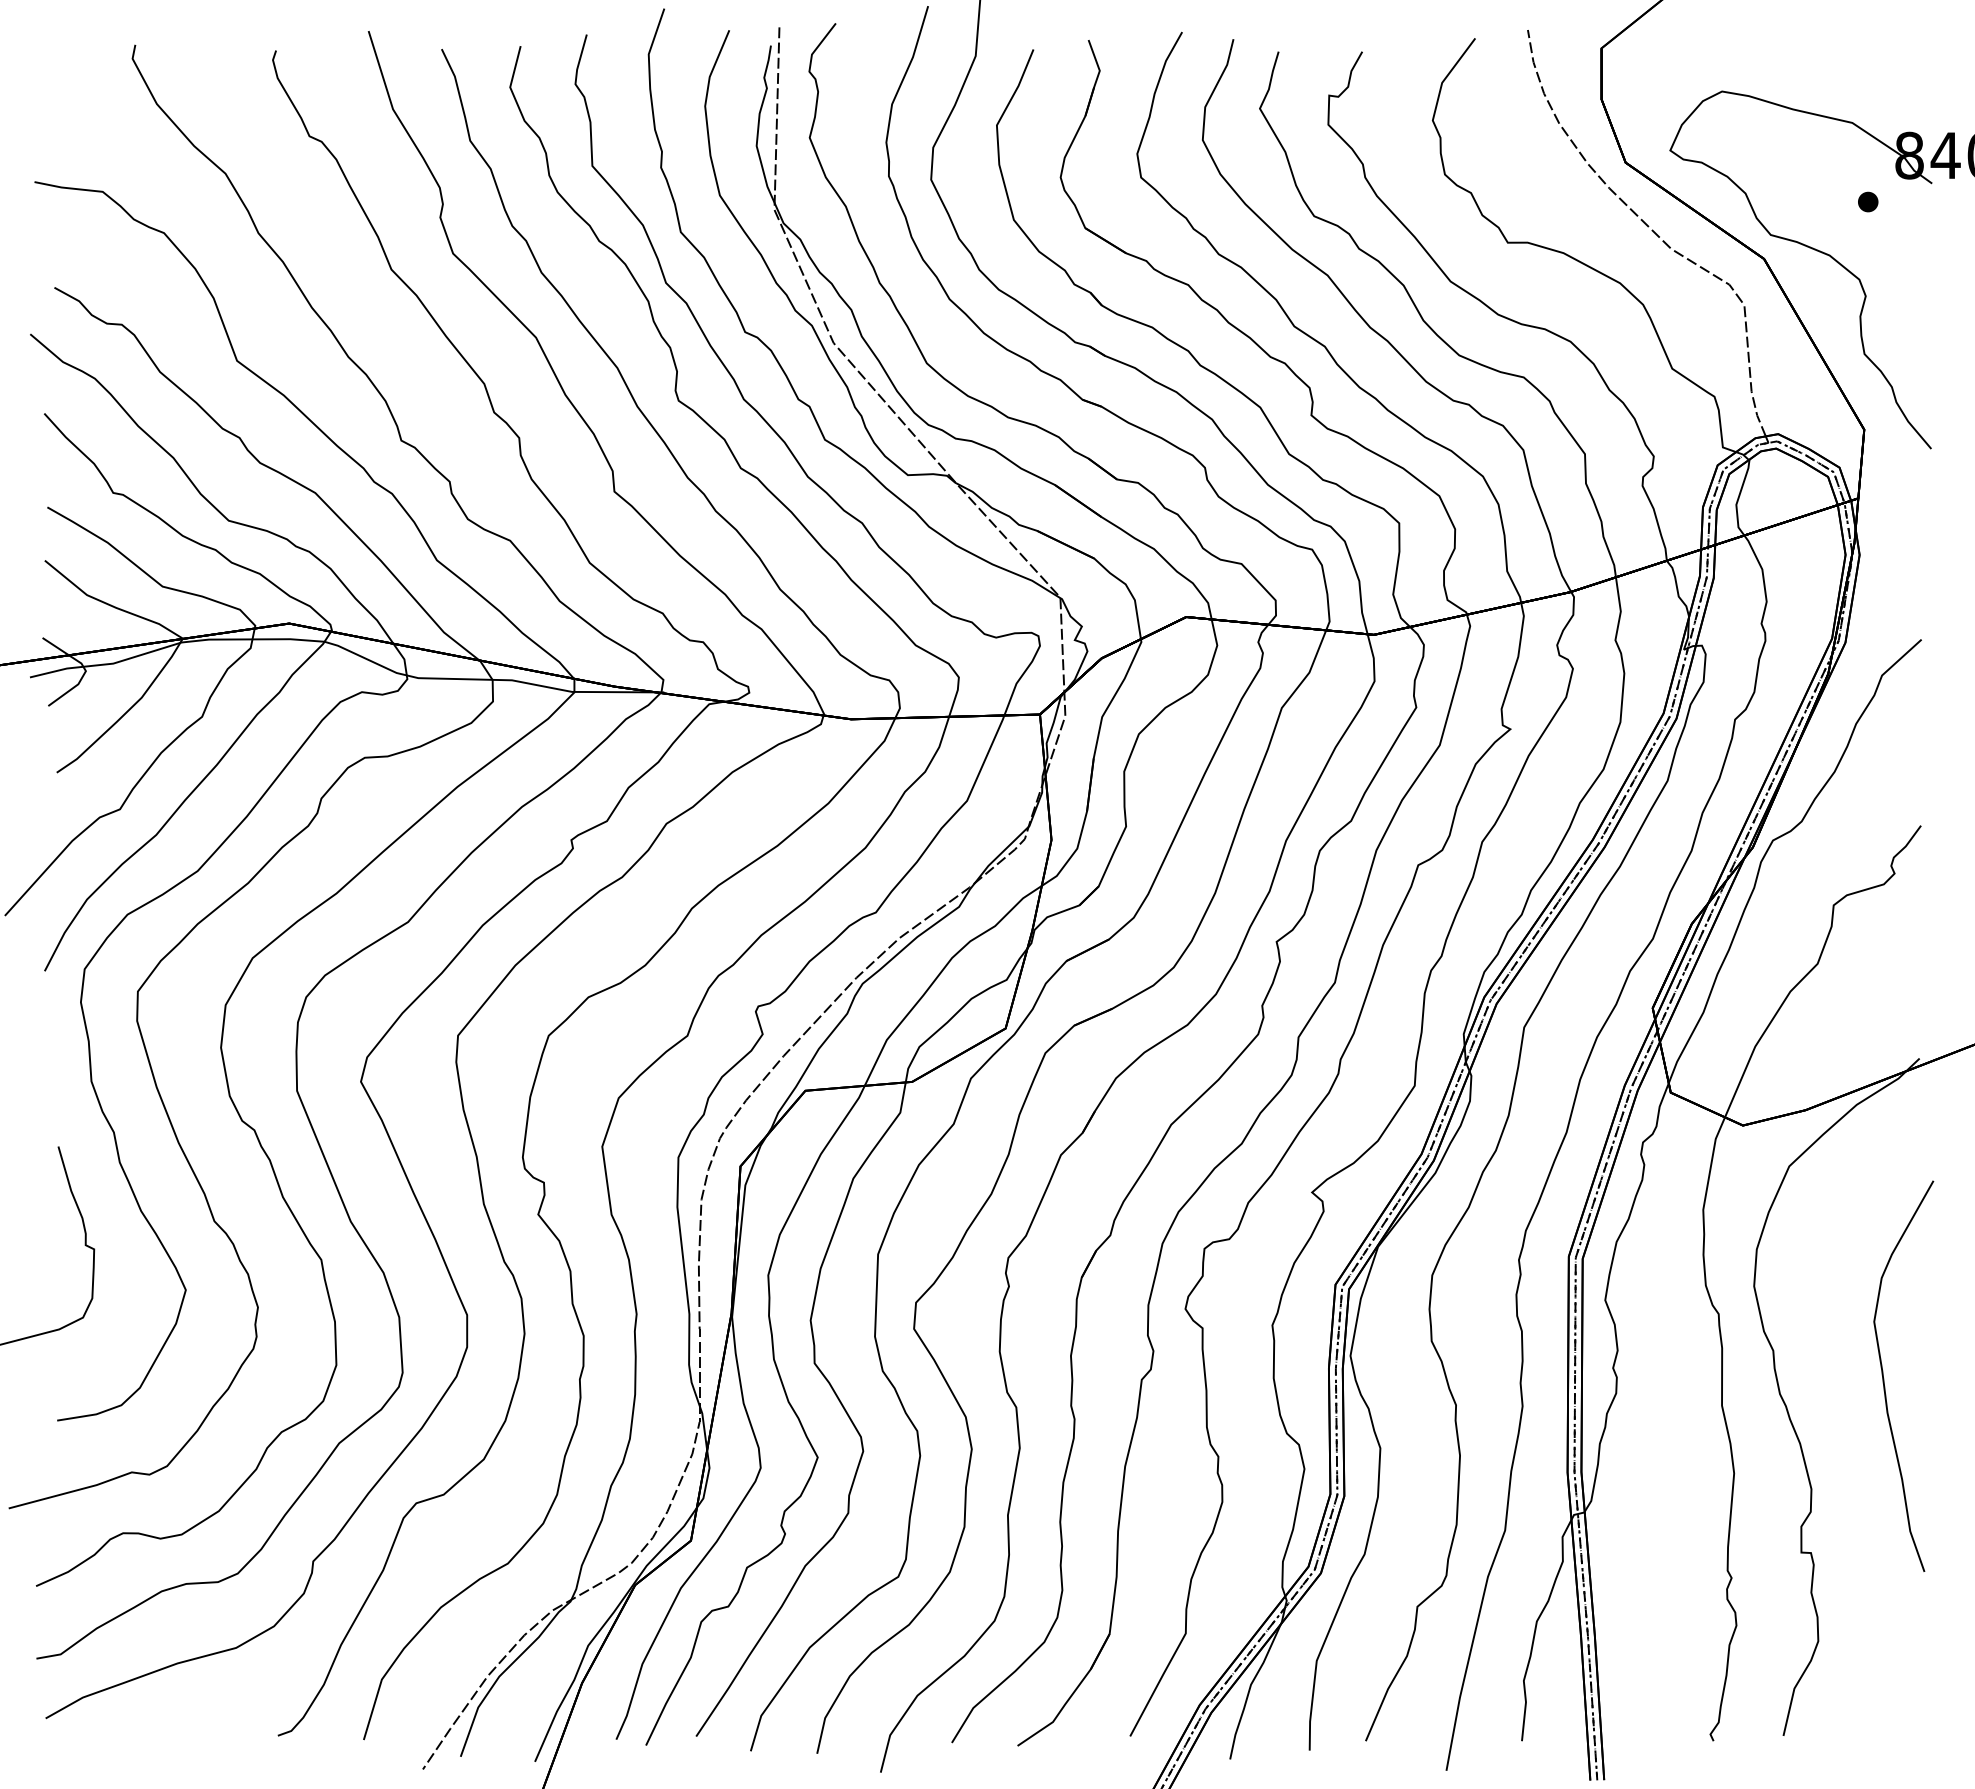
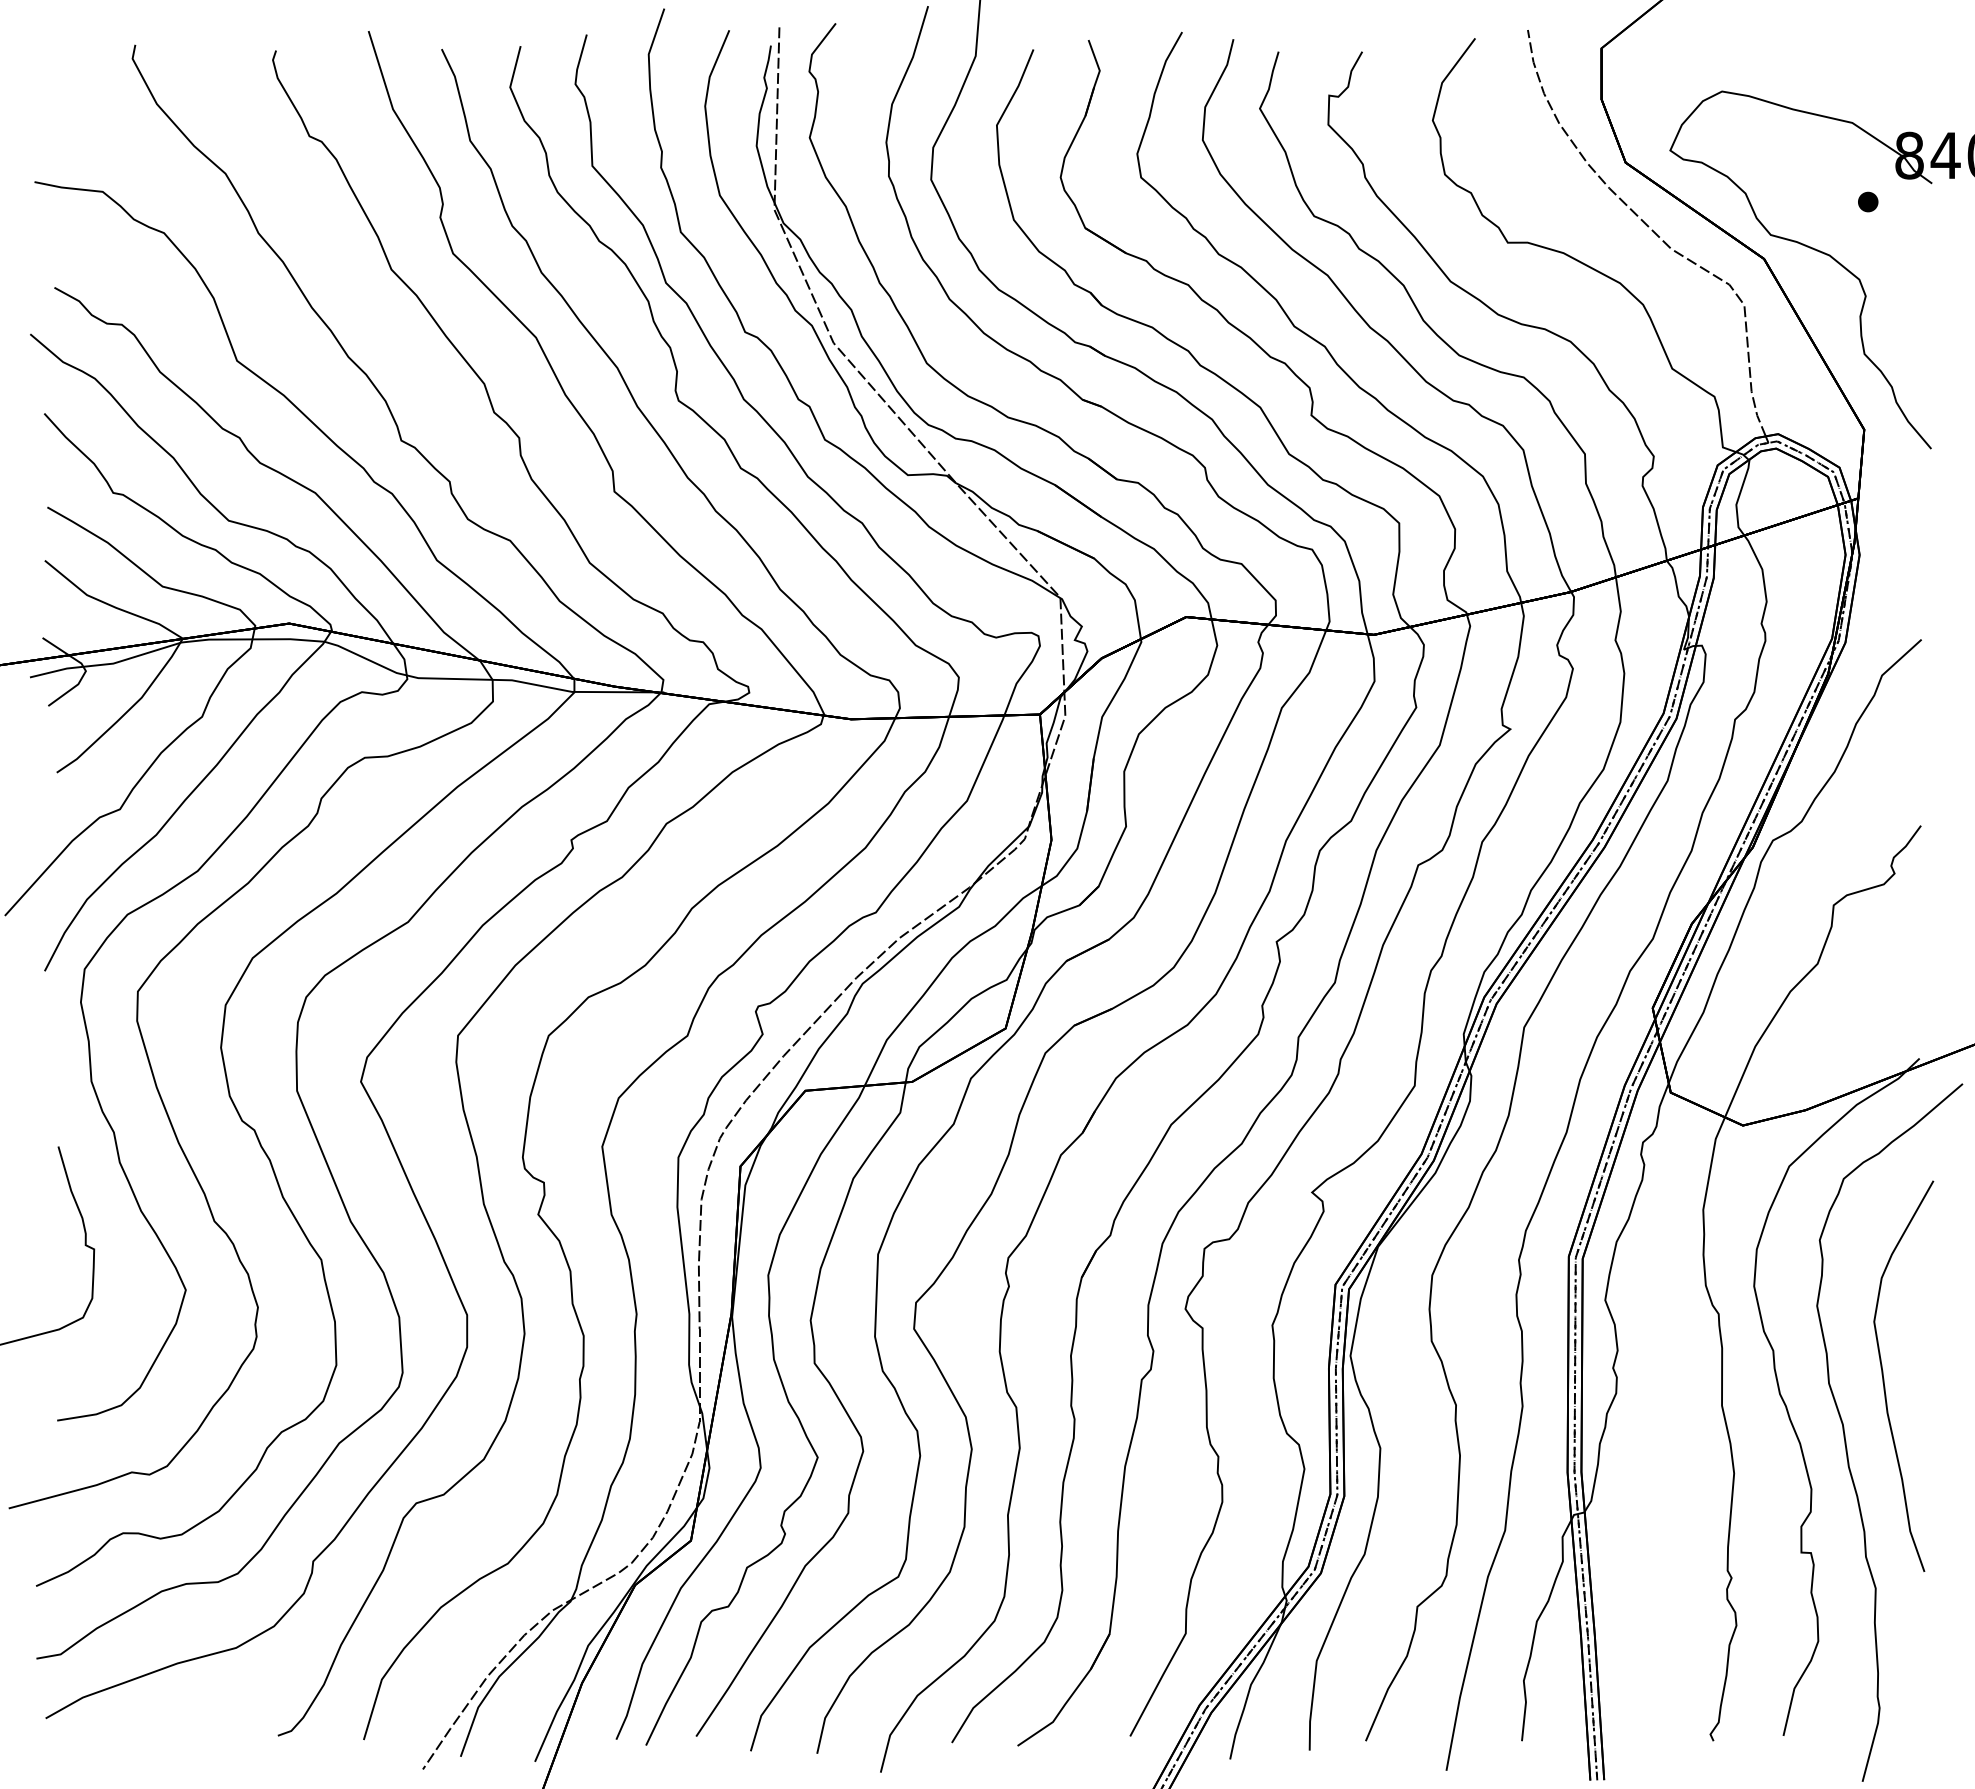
curve: none -> present (1846, 1441)
